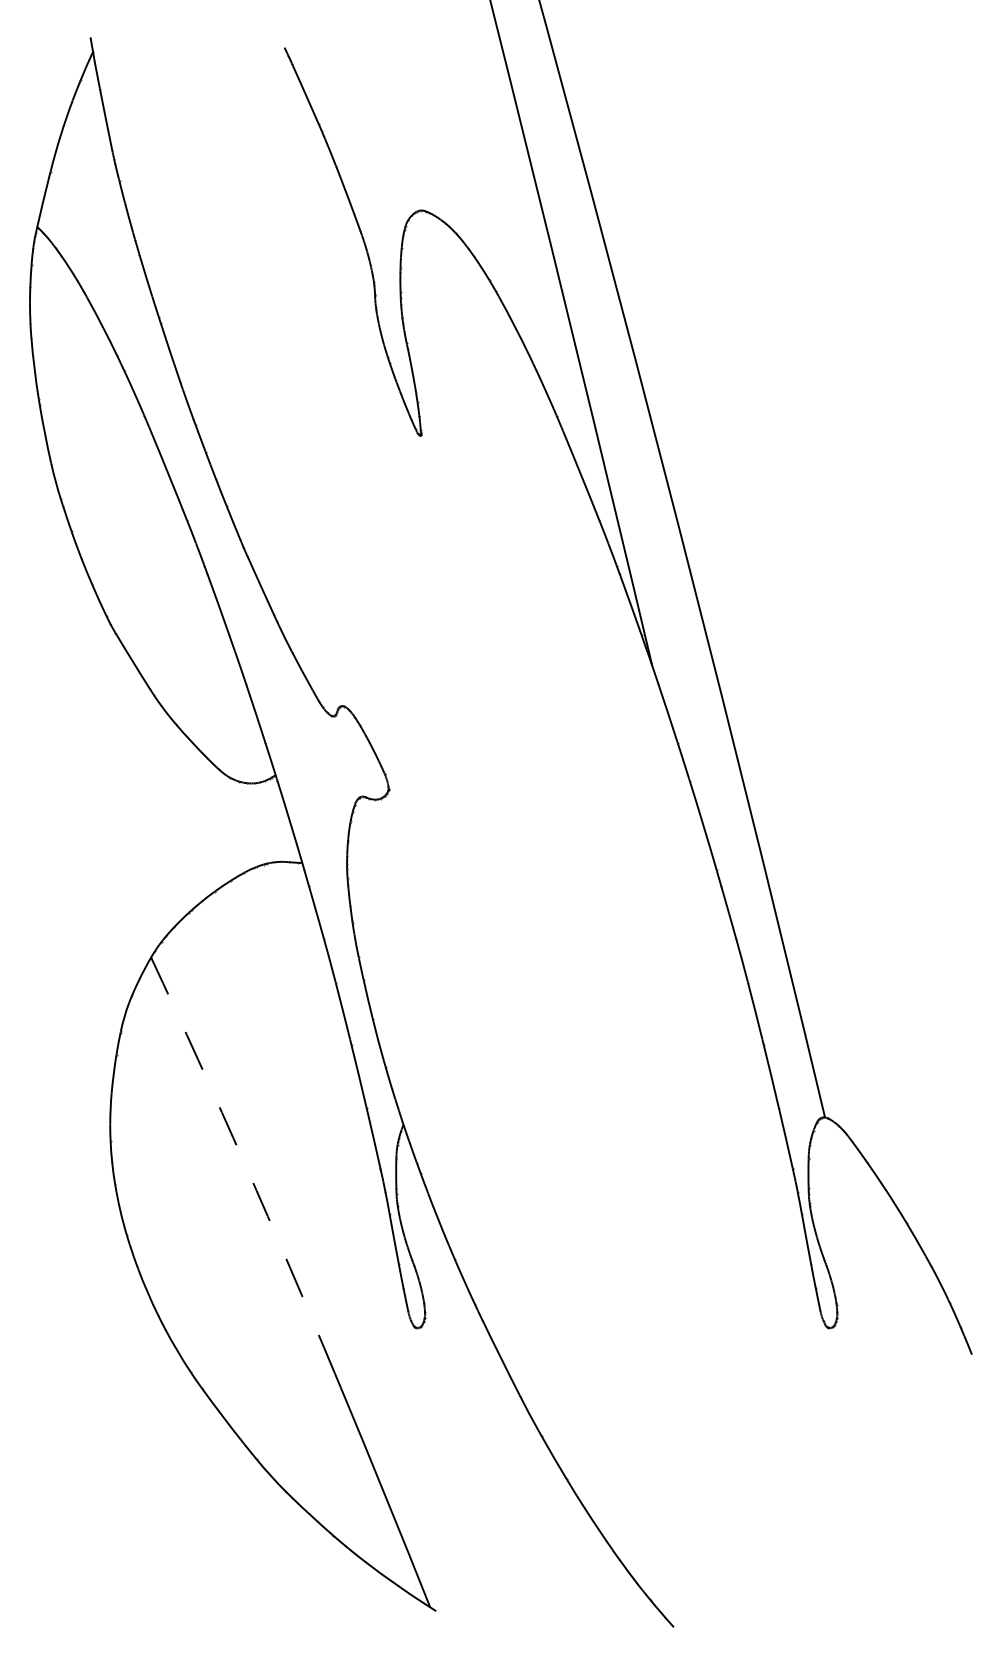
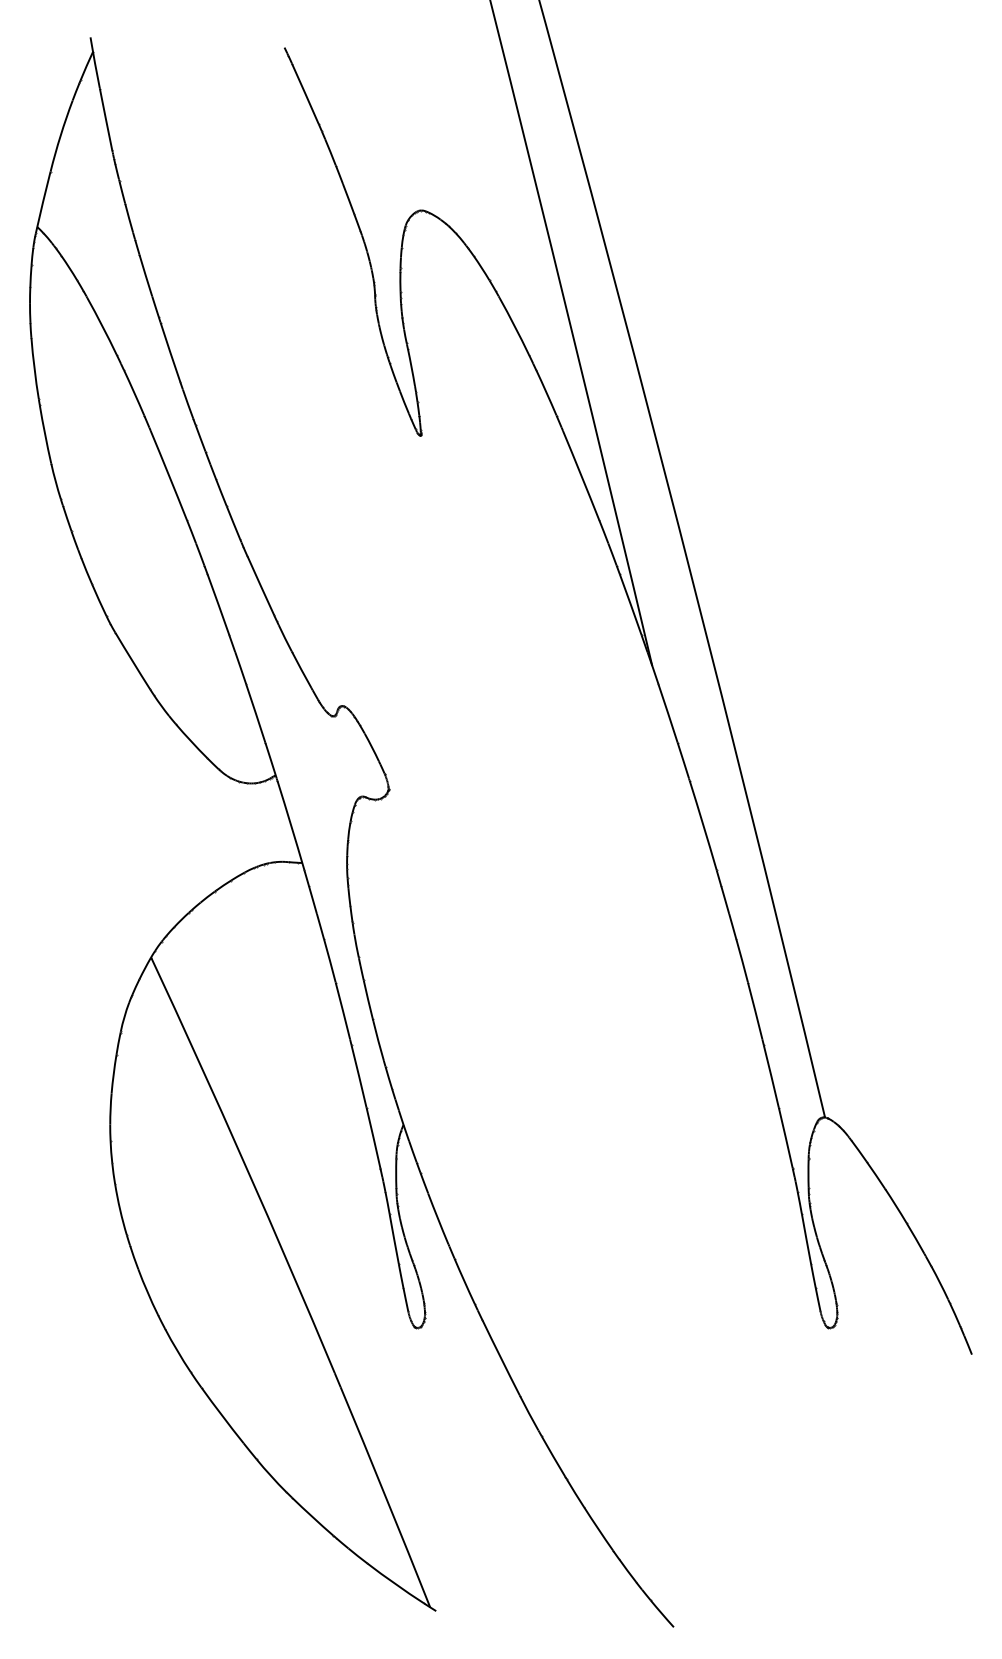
arc: dashed -> solid (245, 1164)
